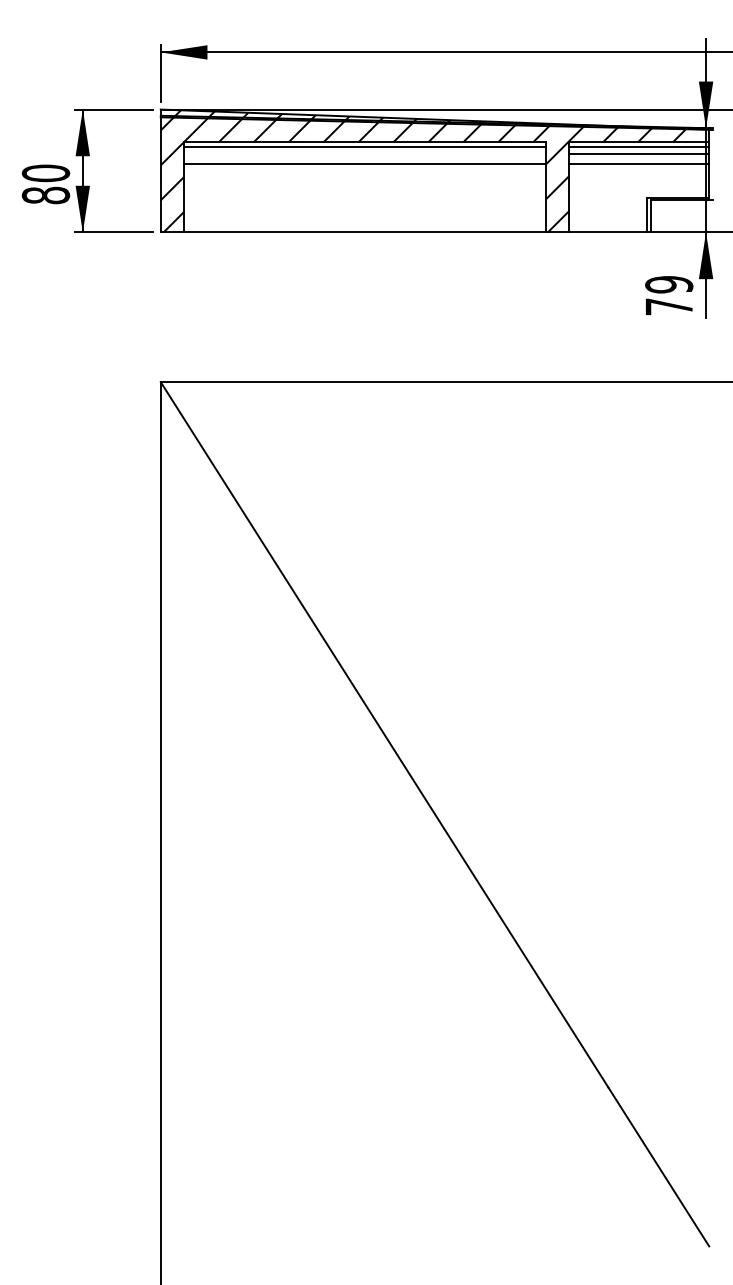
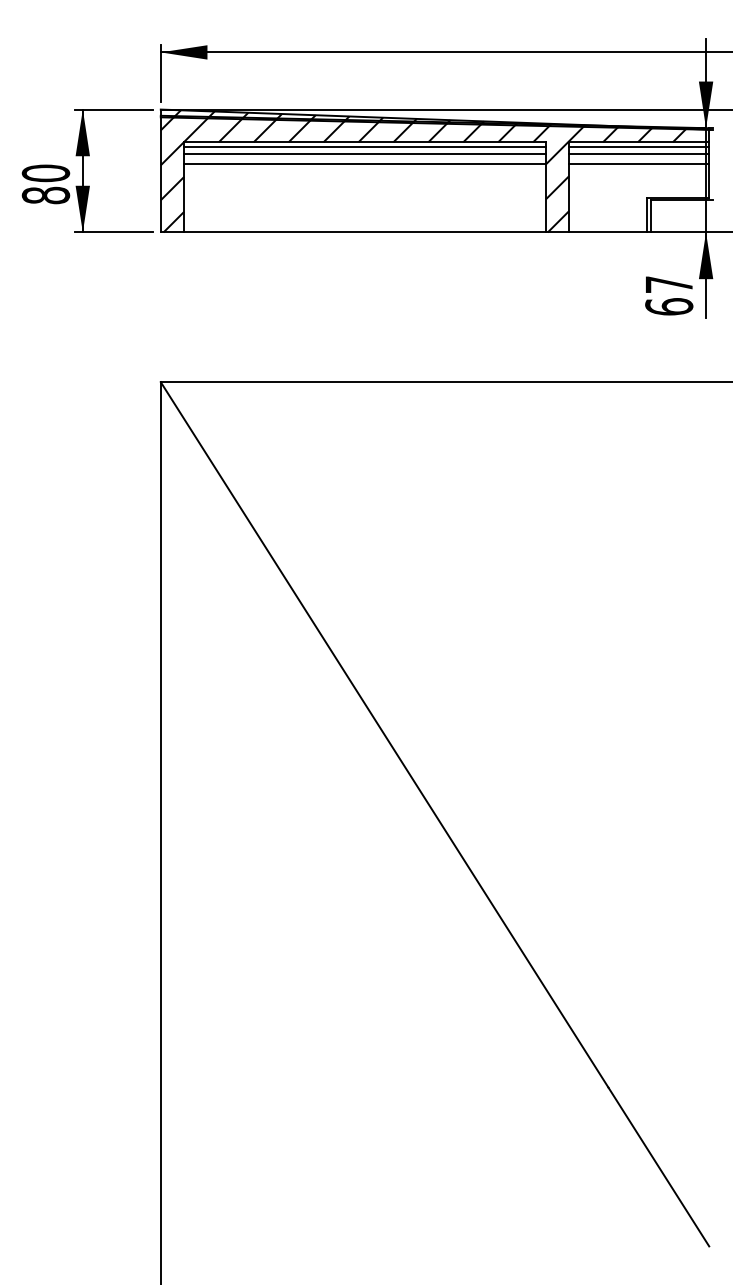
line: none -> present (364, 153)
text: 79 -> 67 (669, 295)
